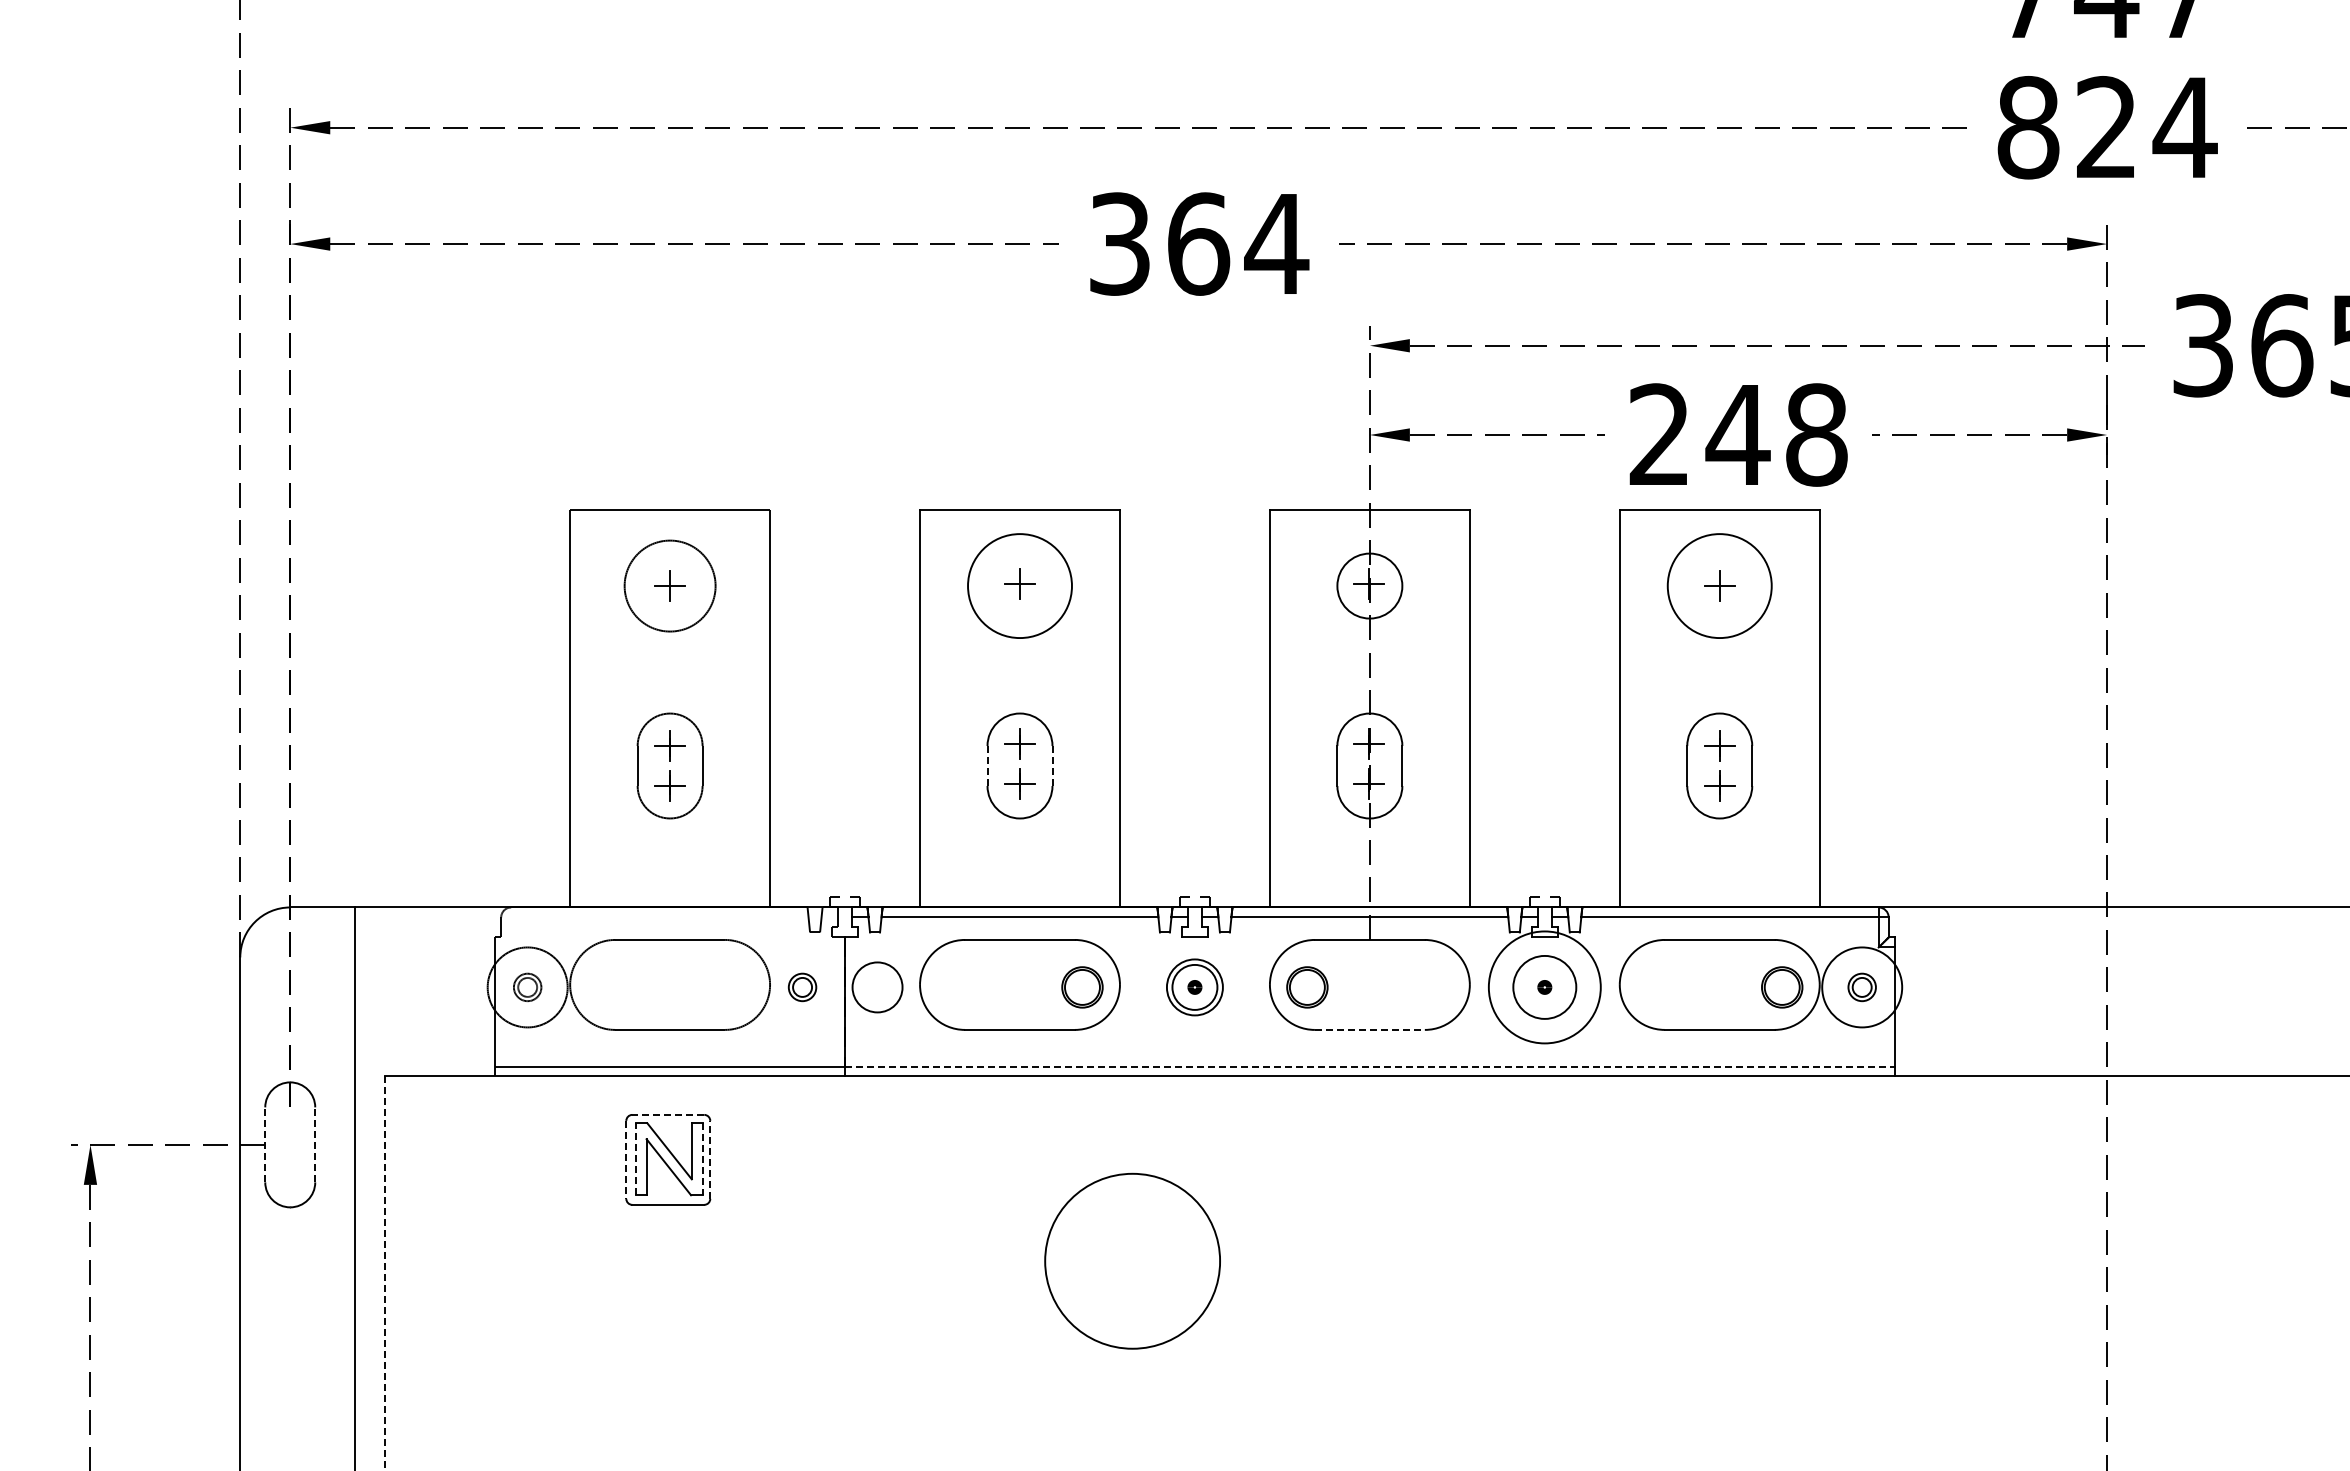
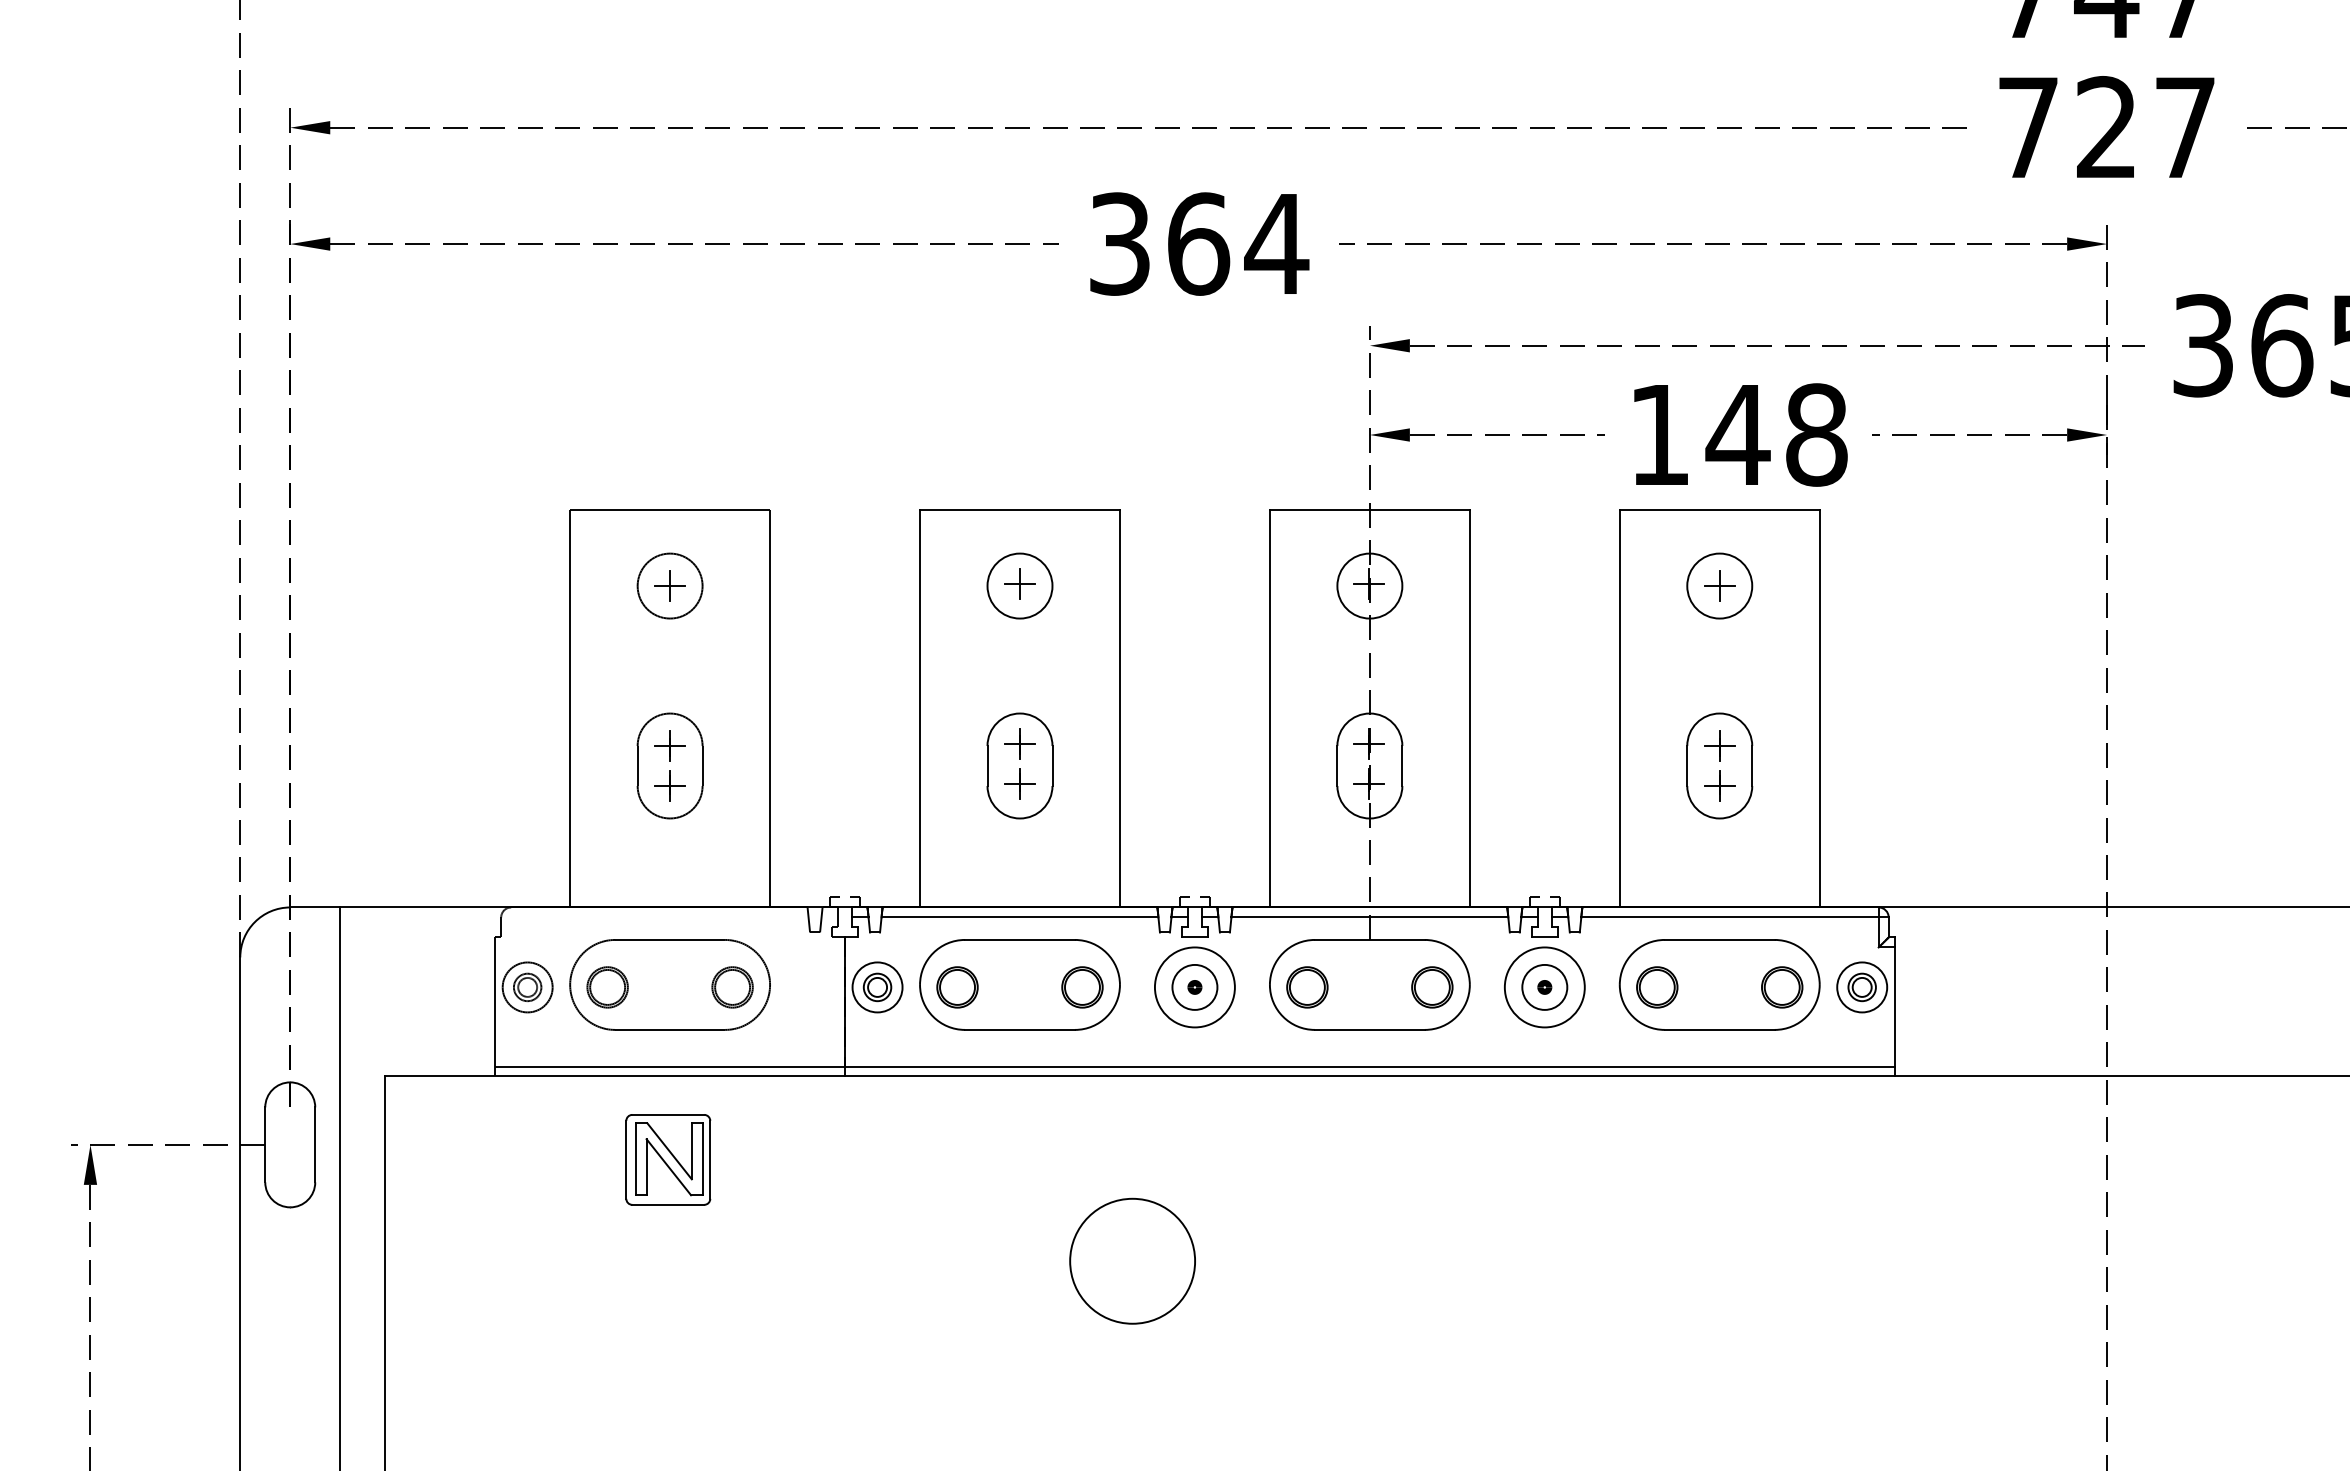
text: 824 -> 727 (2107, 127)
text: 248 -> 148 (1658, 433)
circle diameter: 91 px -> 65 px (669, 585)
circle diameter: 104 px -> 65 px (1019, 585)
circle diameter: 104 px -> 65 px (1719, 585)
line: dashed -> solid (987, 766)
line: dashed -> solid (1052, 766)
circle diameter: 63 px -> 45 px (1544, 986)
circle diameter: 80 px -> 50 px (527, 987)
part: none -> present (607, 987)
part: none -> present (732, 987)
part position: (802, 987) -> (877, 987) (877, 987)
part: none -> present (957, 987)
circle diameter: 56 px -> 80 px (1194, 987)
part: none -> present (1432, 987)
circle diameter: 112 px -> 80 px (1544, 987)
part: none -> present (1657, 987)
circle diameter: 80 px -> 50 px (1862, 987)
line: dashed -> solid (1369, 1029)
line: dashed -> solid (1369, 1067)
line: dashed -> solid (668, 1114)
line: dashed -> solid (265, 1144)
line: dashed -> solid (315, 1144)
line: dashed -> solid (626, 1159)
line: dashed -> solid (635, 1159)
line: dashed -> solid (702, 1159)
line: dashed -> solid (710, 1159)
line position: (355, 1187) -> (340, 1187) (340, 1187)
circle diameter: 175 px -> 125 px (1132, 1260)
line: dashed -> solid (385, 1273)
